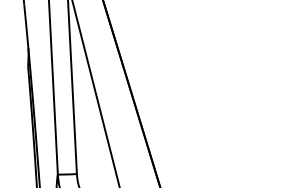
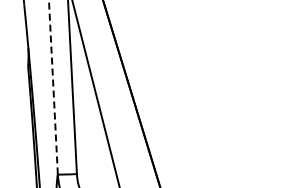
line: solid -> dashed (53, 87)
